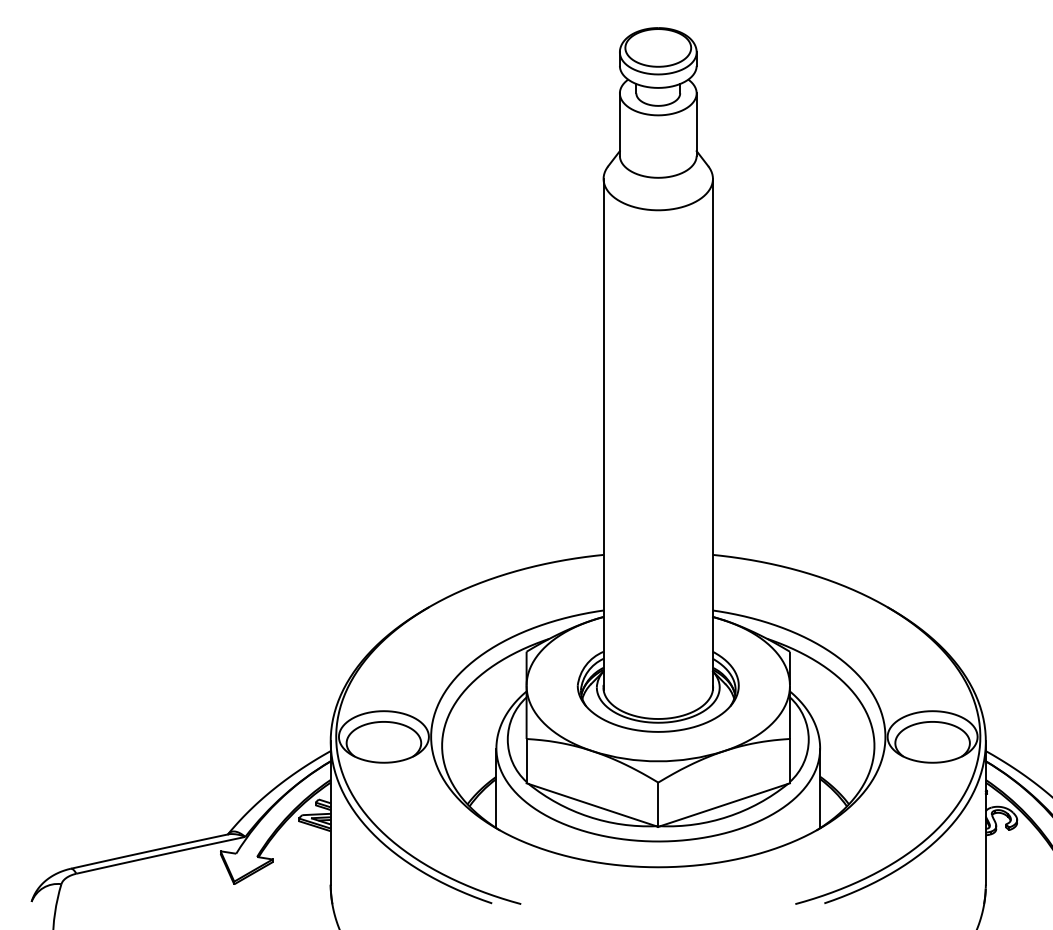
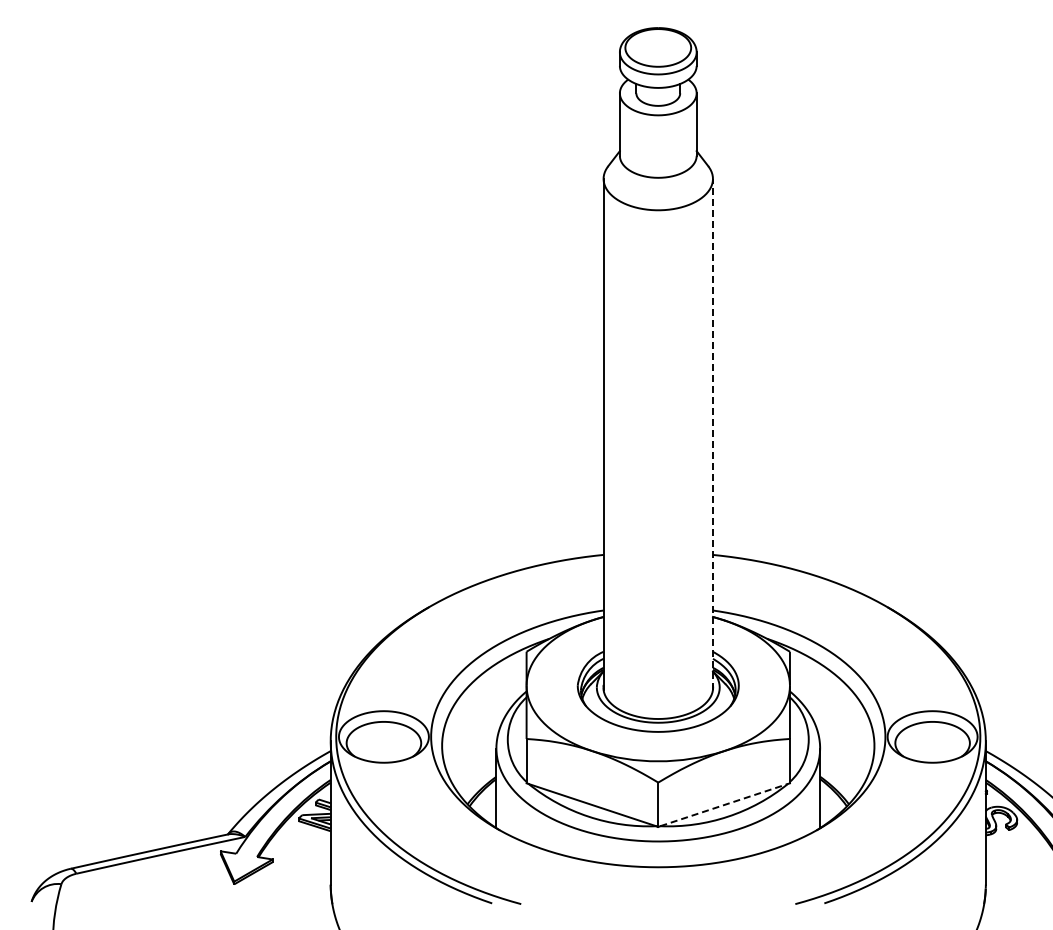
line: solid -> dashed (712, 434)
line: solid -> dashed (724, 804)
